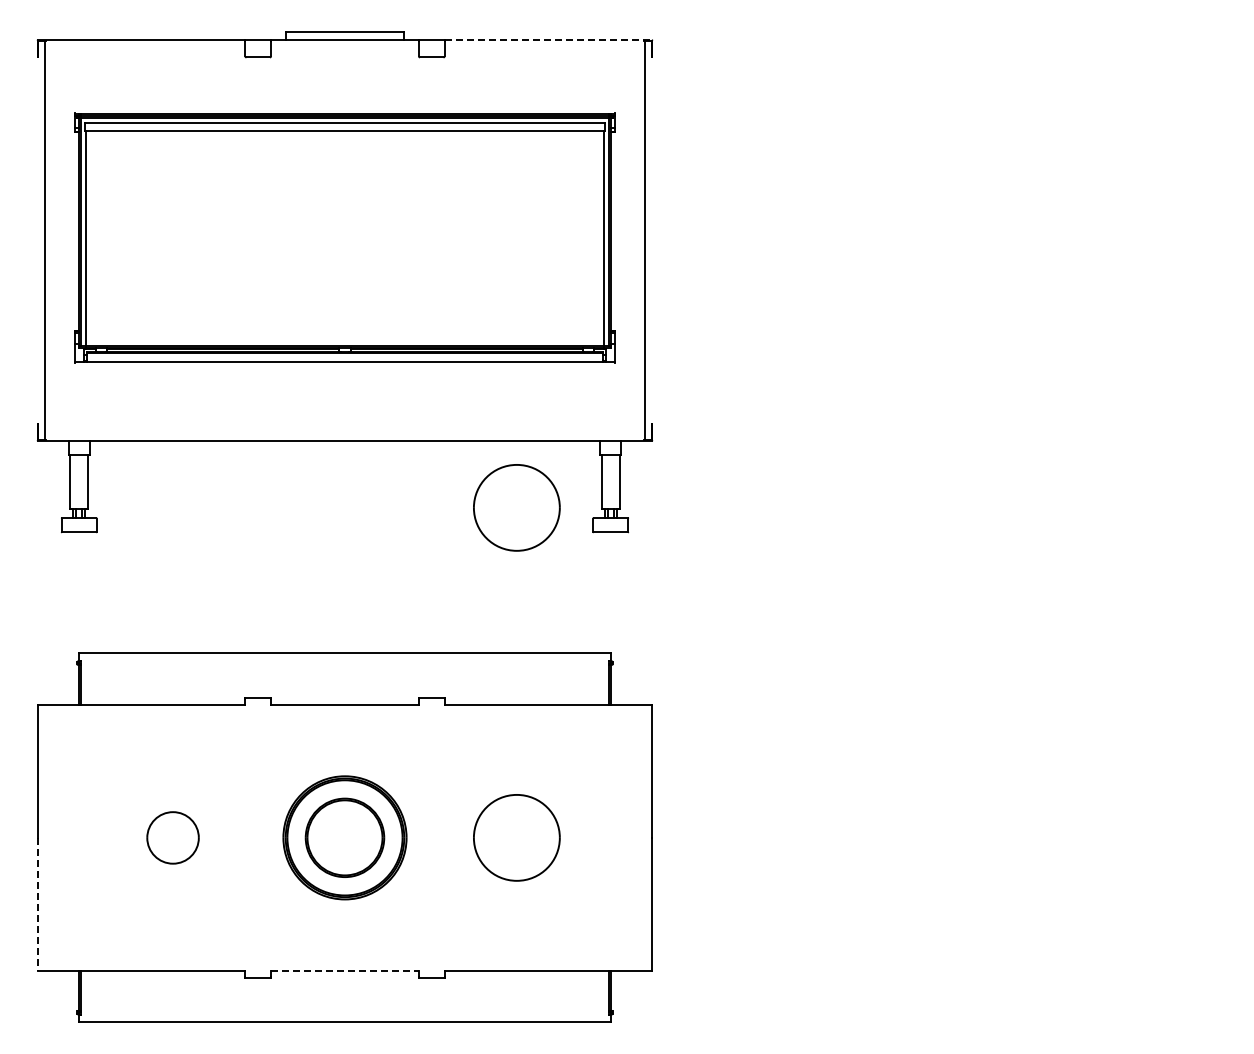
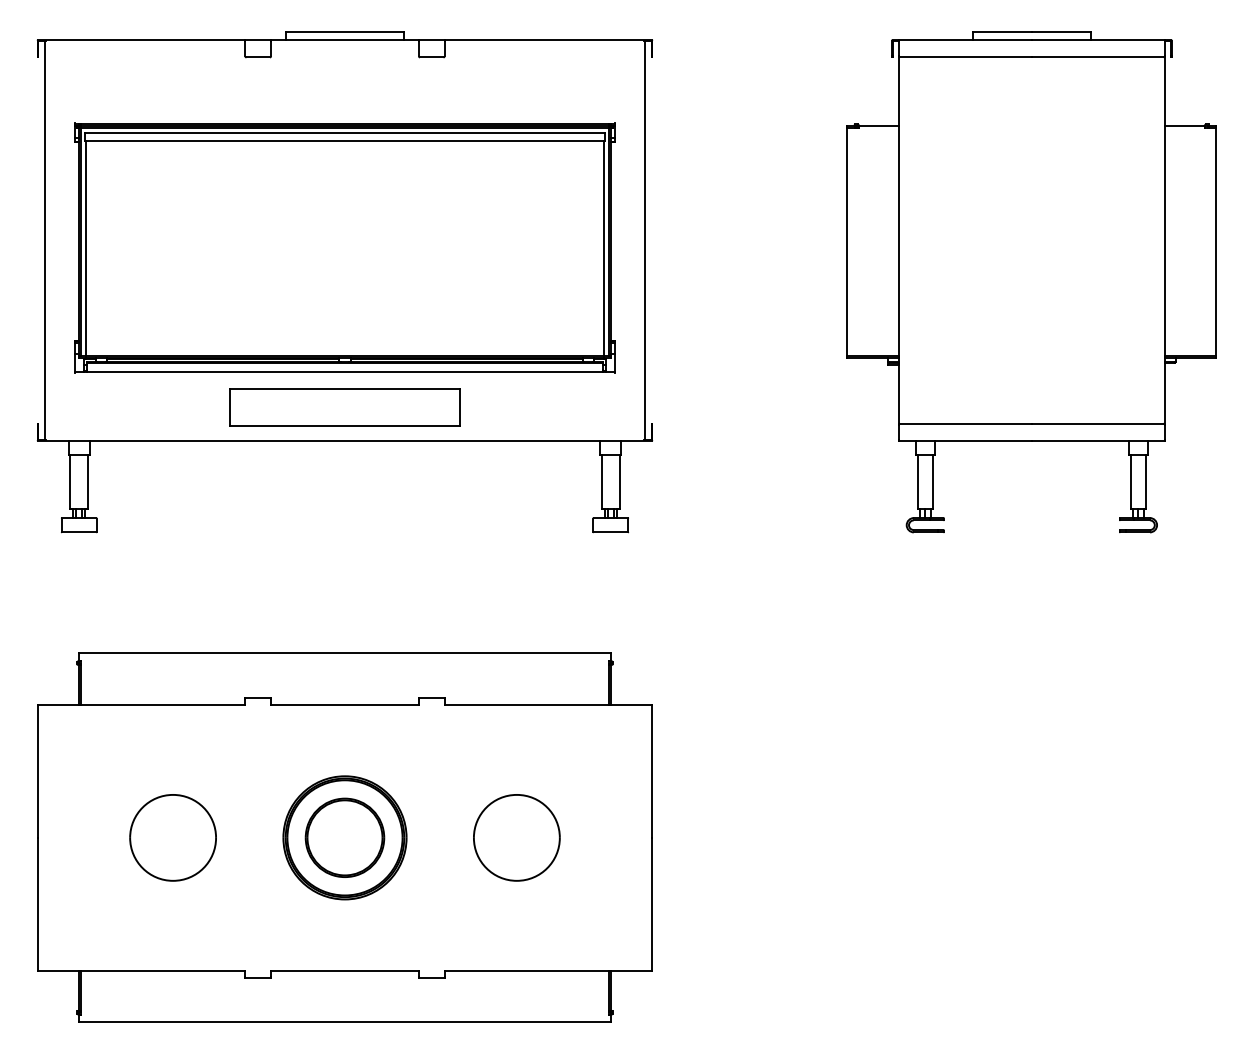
line: dashed -> solid (548, 40)
part position: (344, 237) -> (344, 247) (344, 247)
part: none -> present (1031, 282)
part: none -> present (344, 407)
part: present -> none (516, 507)
part size: 54x54 px -> 88x88 px (172, 837)
line: dashed -> solid (37, 904)
line: dashed -> solid (345, 970)
